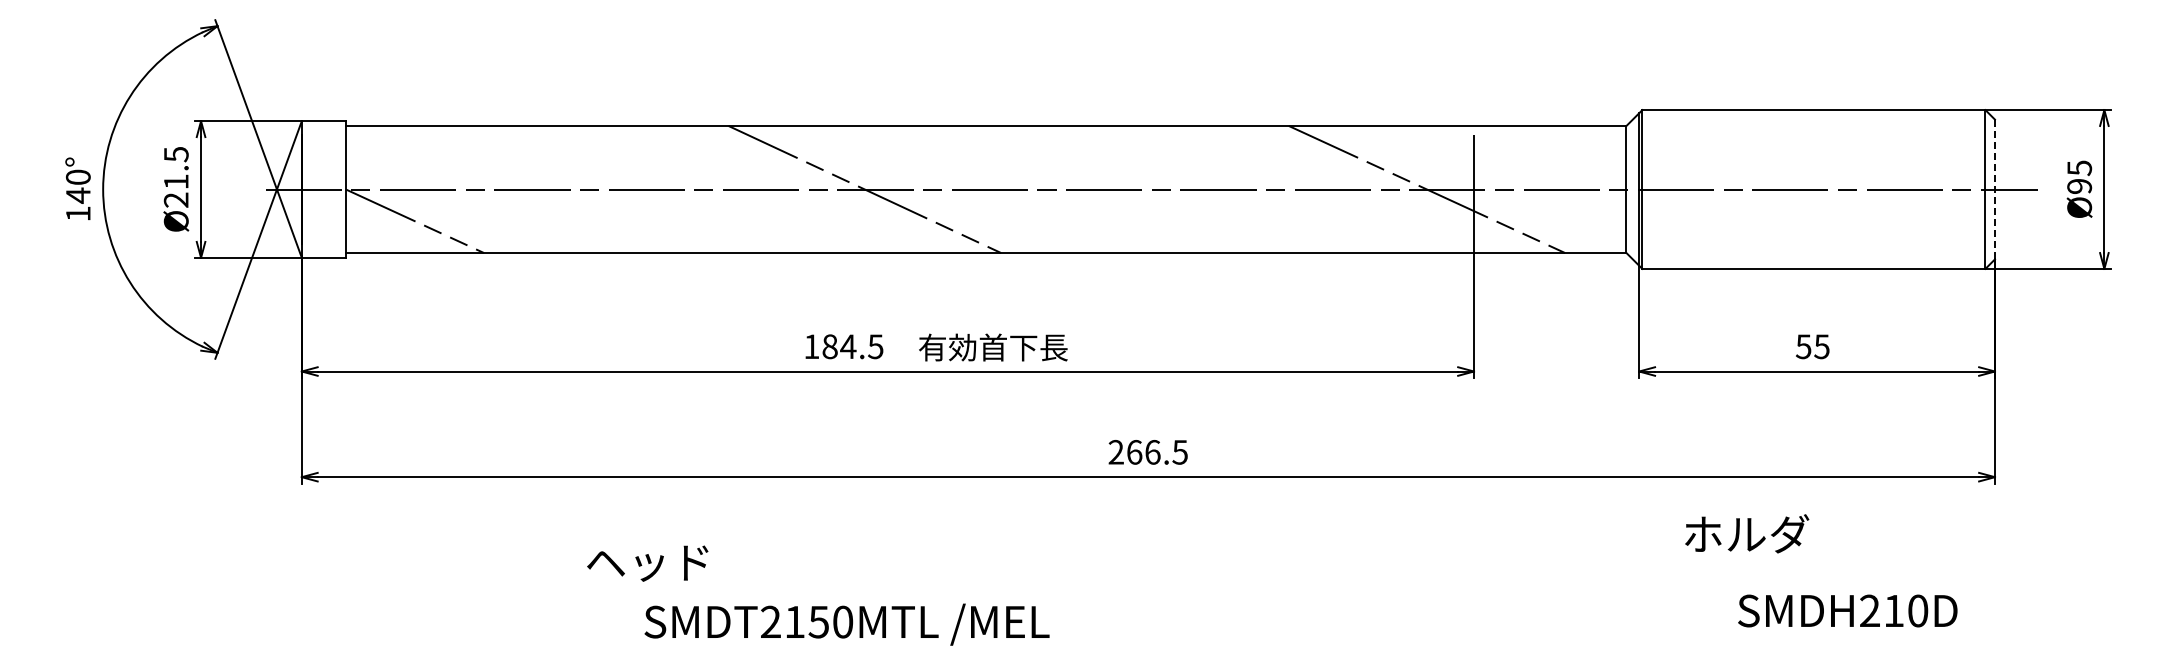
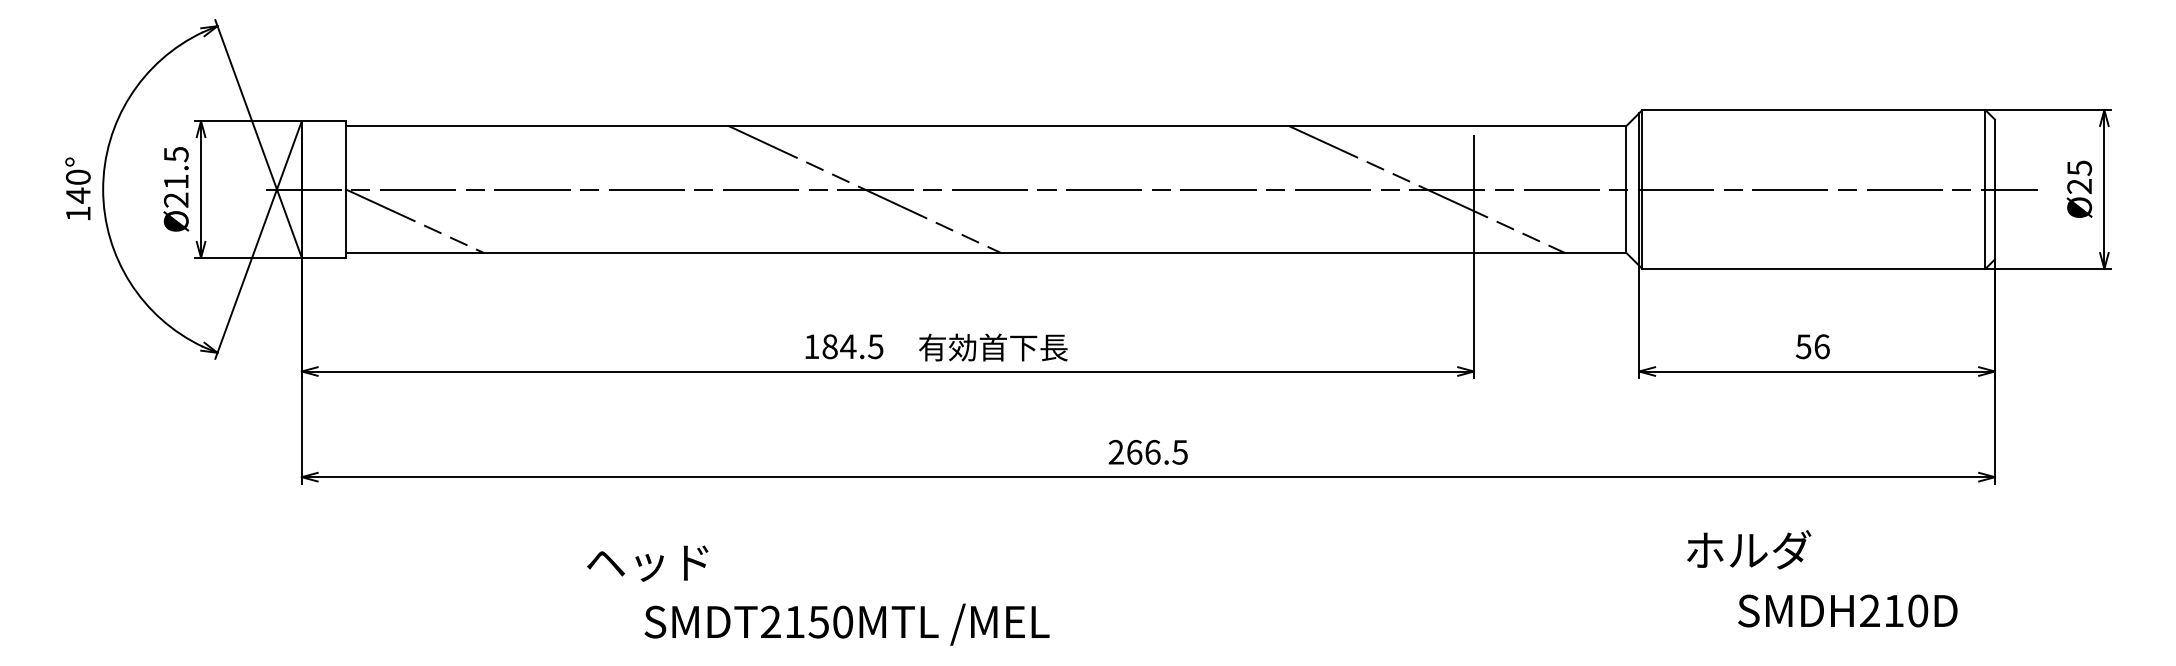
text: Ø95 -> Ø25 (2079, 186)
line: dashed -> solid (1994, 189)
text: 55 -> 56 (1821, 346)
text position: (1747, 533) -> (1749, 549) (1749, 549)
